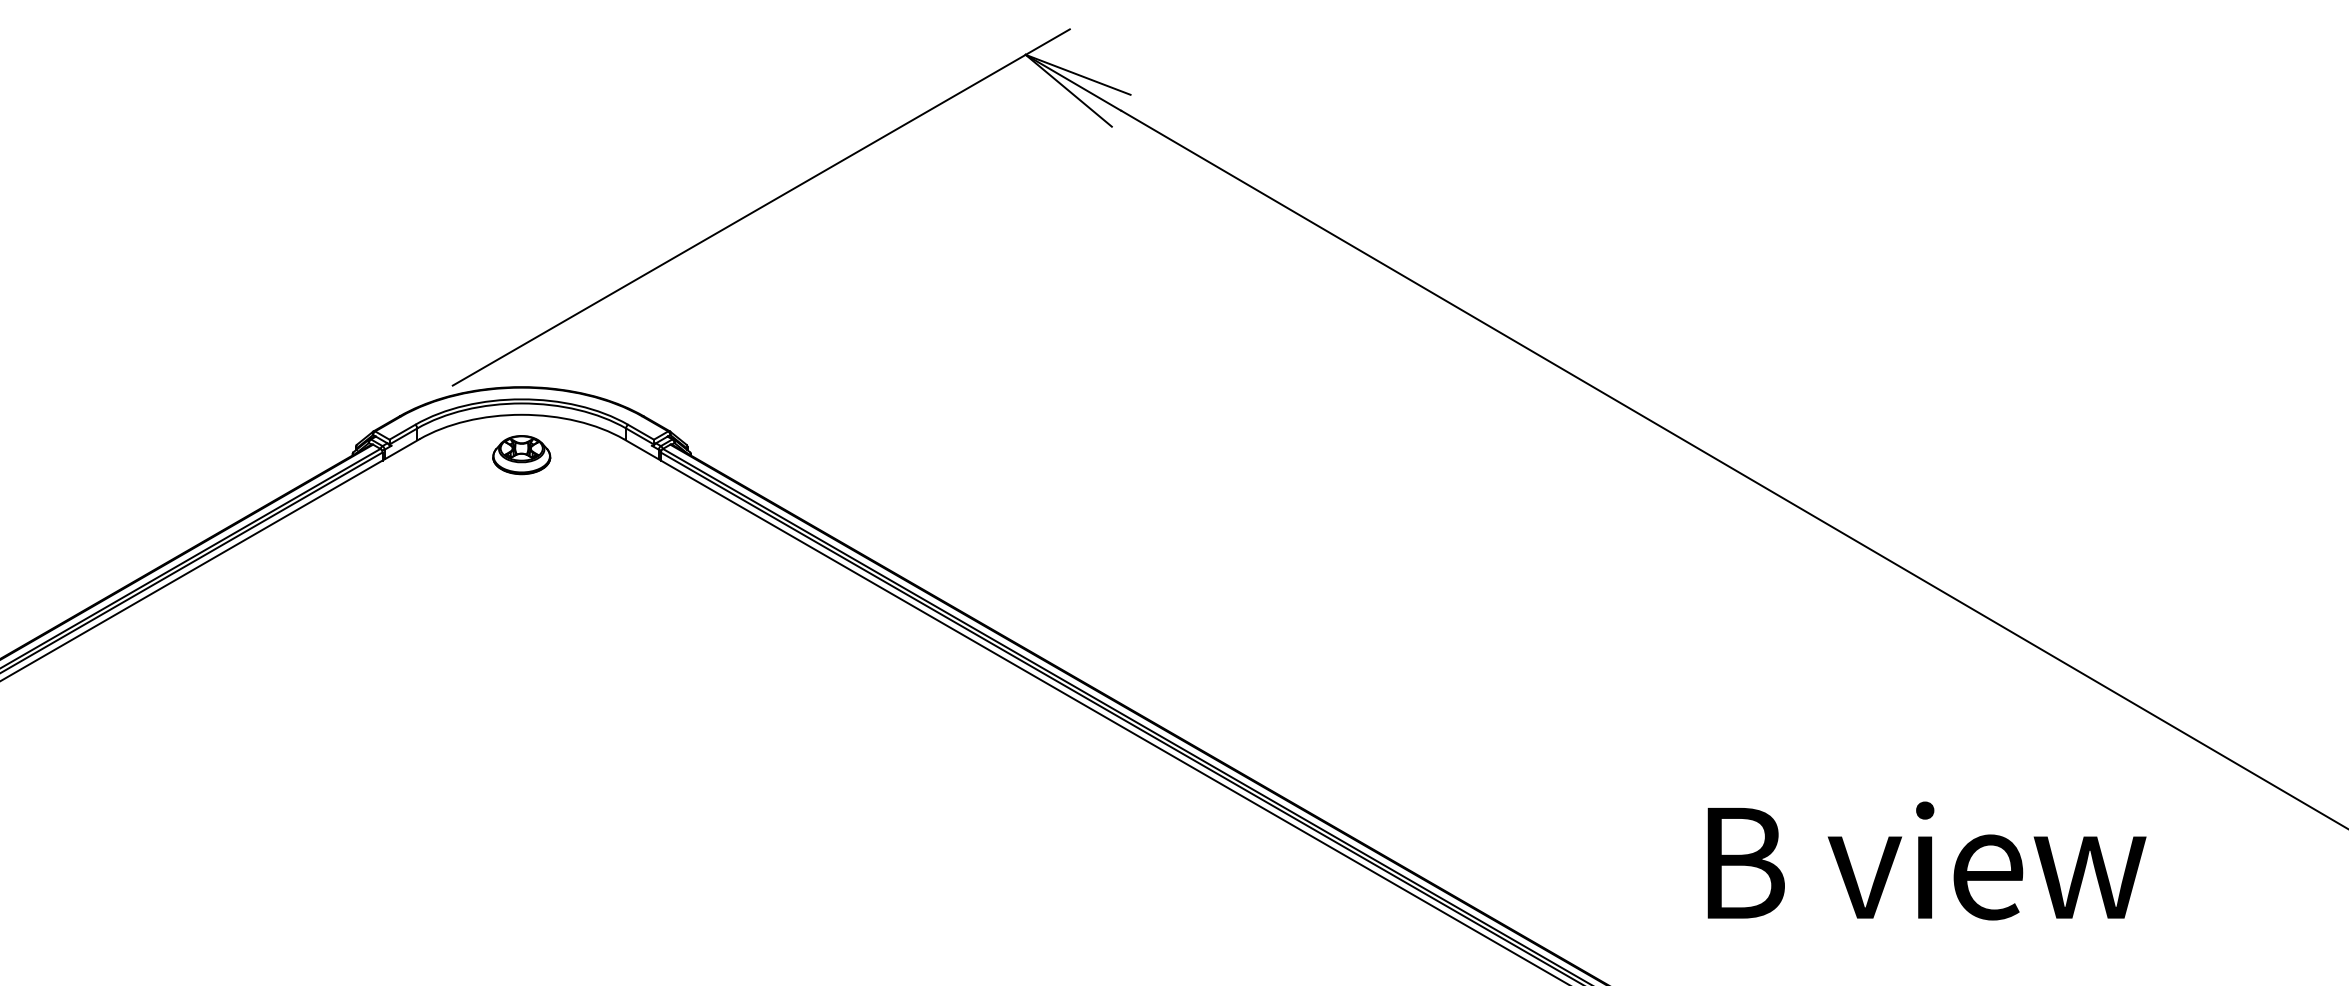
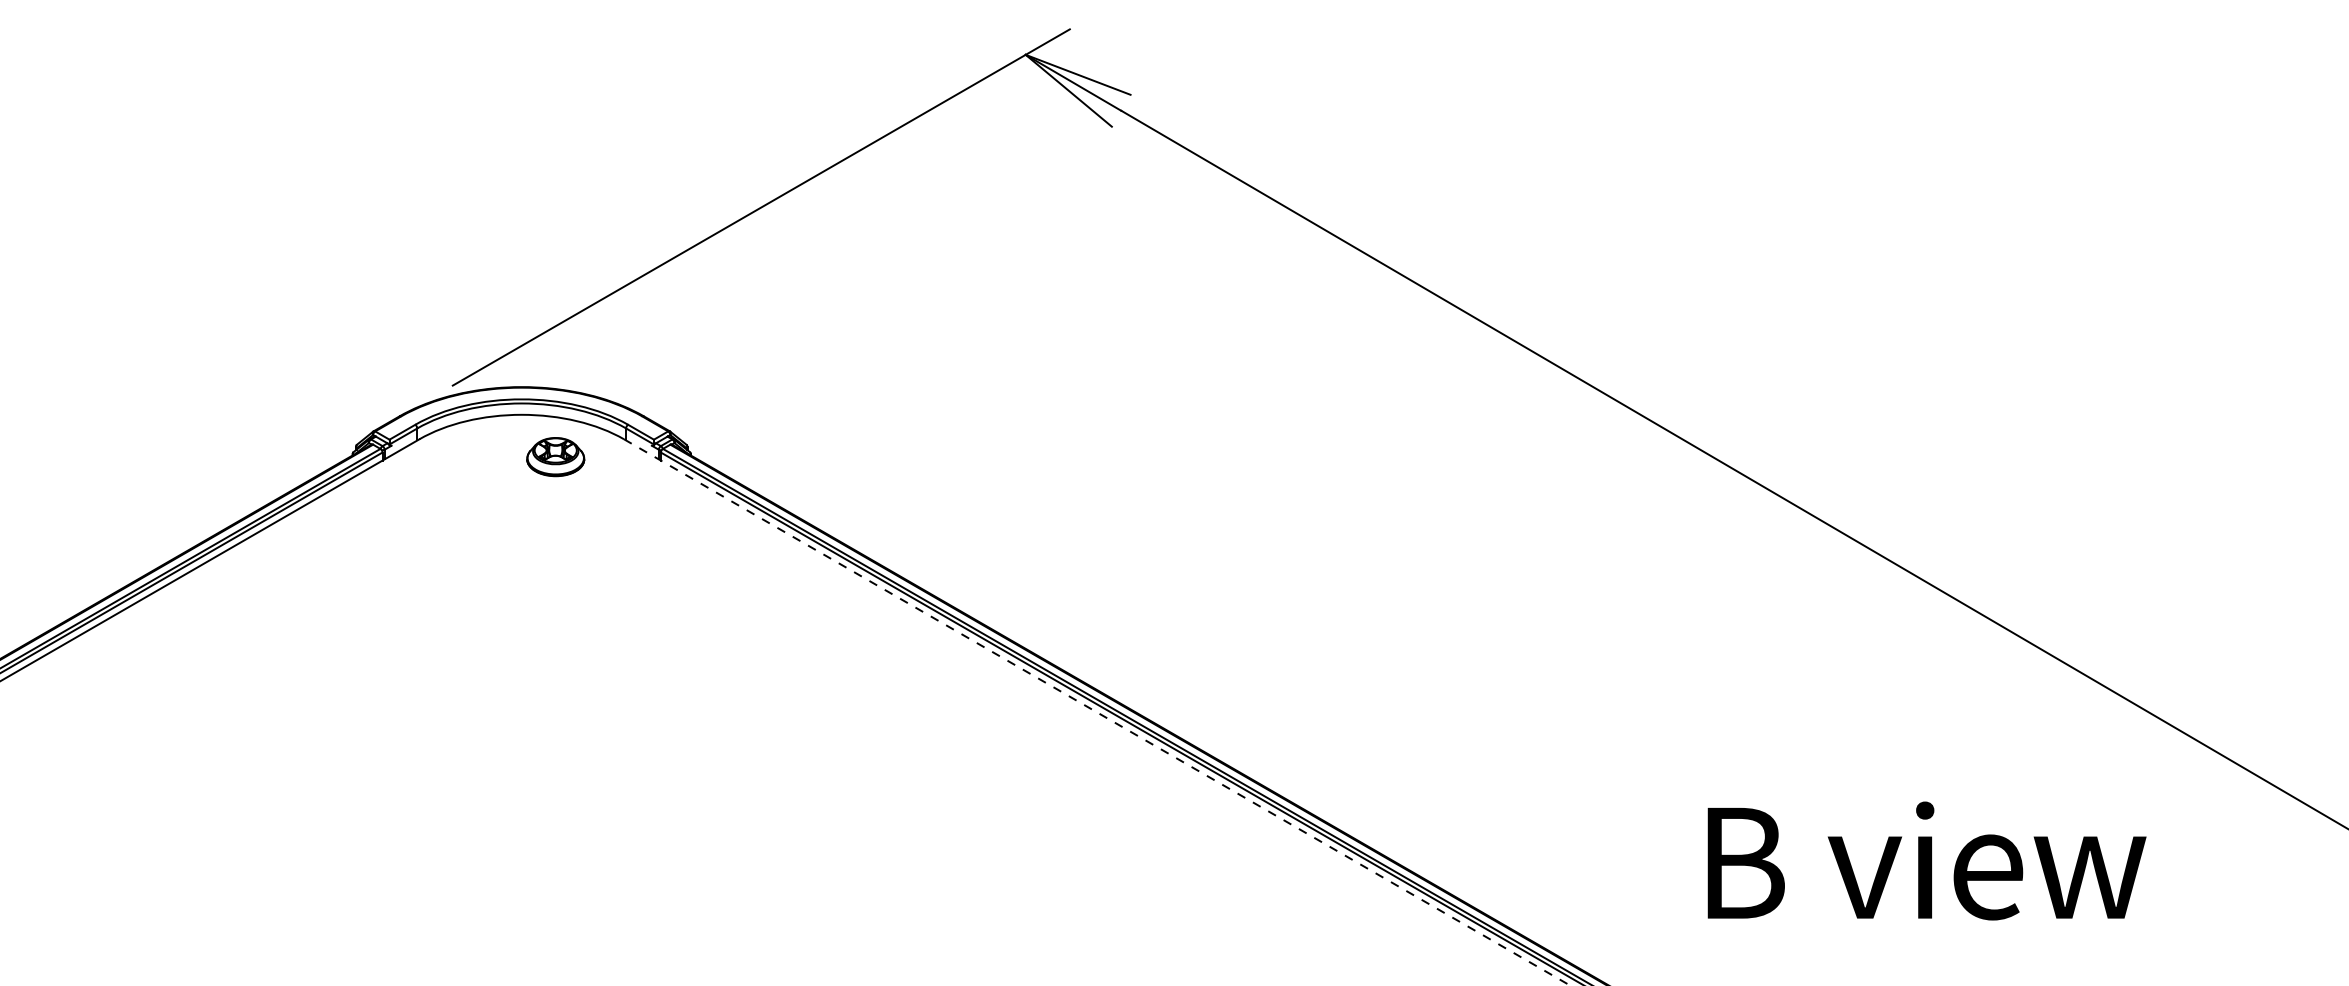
part position: (521, 455) -> (555, 457) (555, 457)
line: solid -> dashed (1097, 712)
